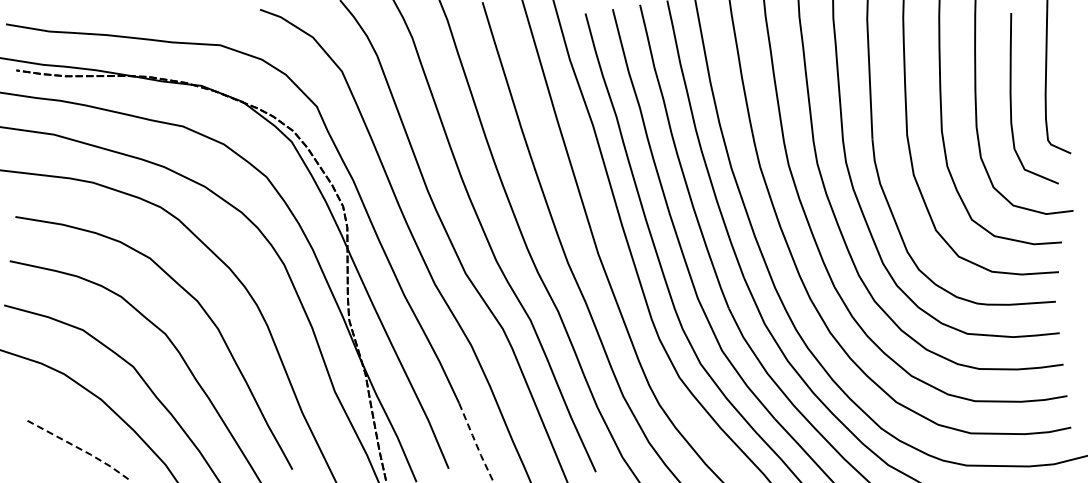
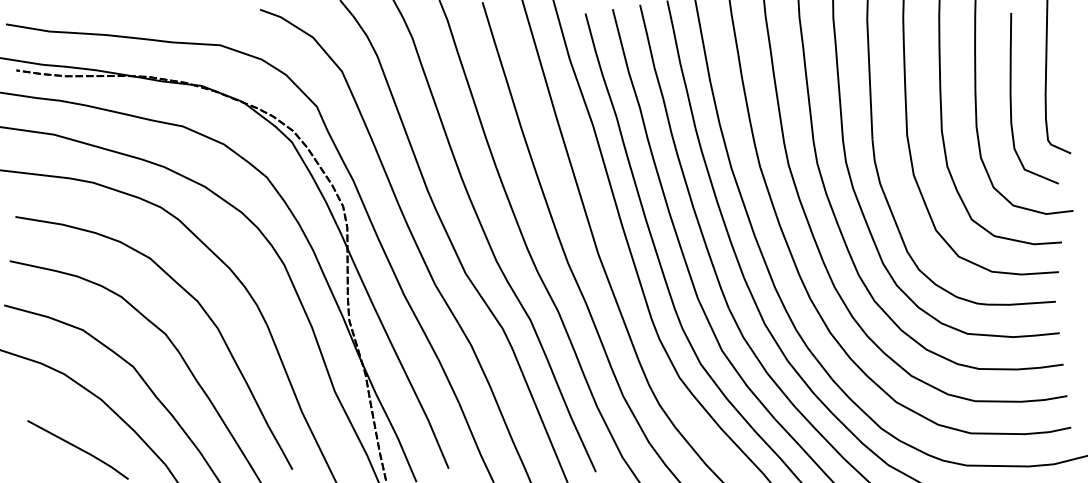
line: dashed -> solid (476, 443)
line: dashed -> solid (80, 449)
